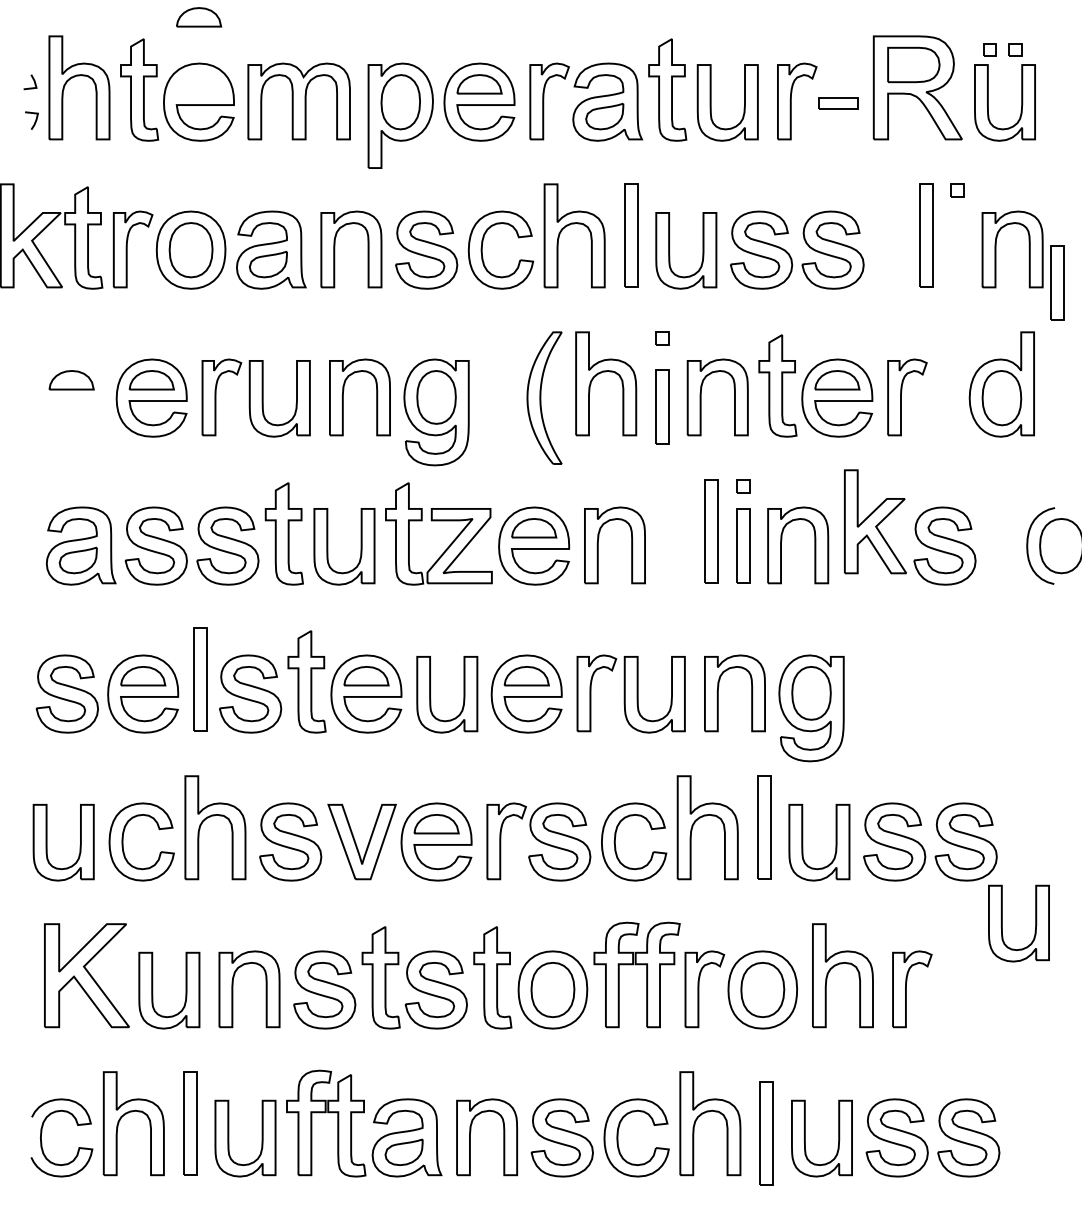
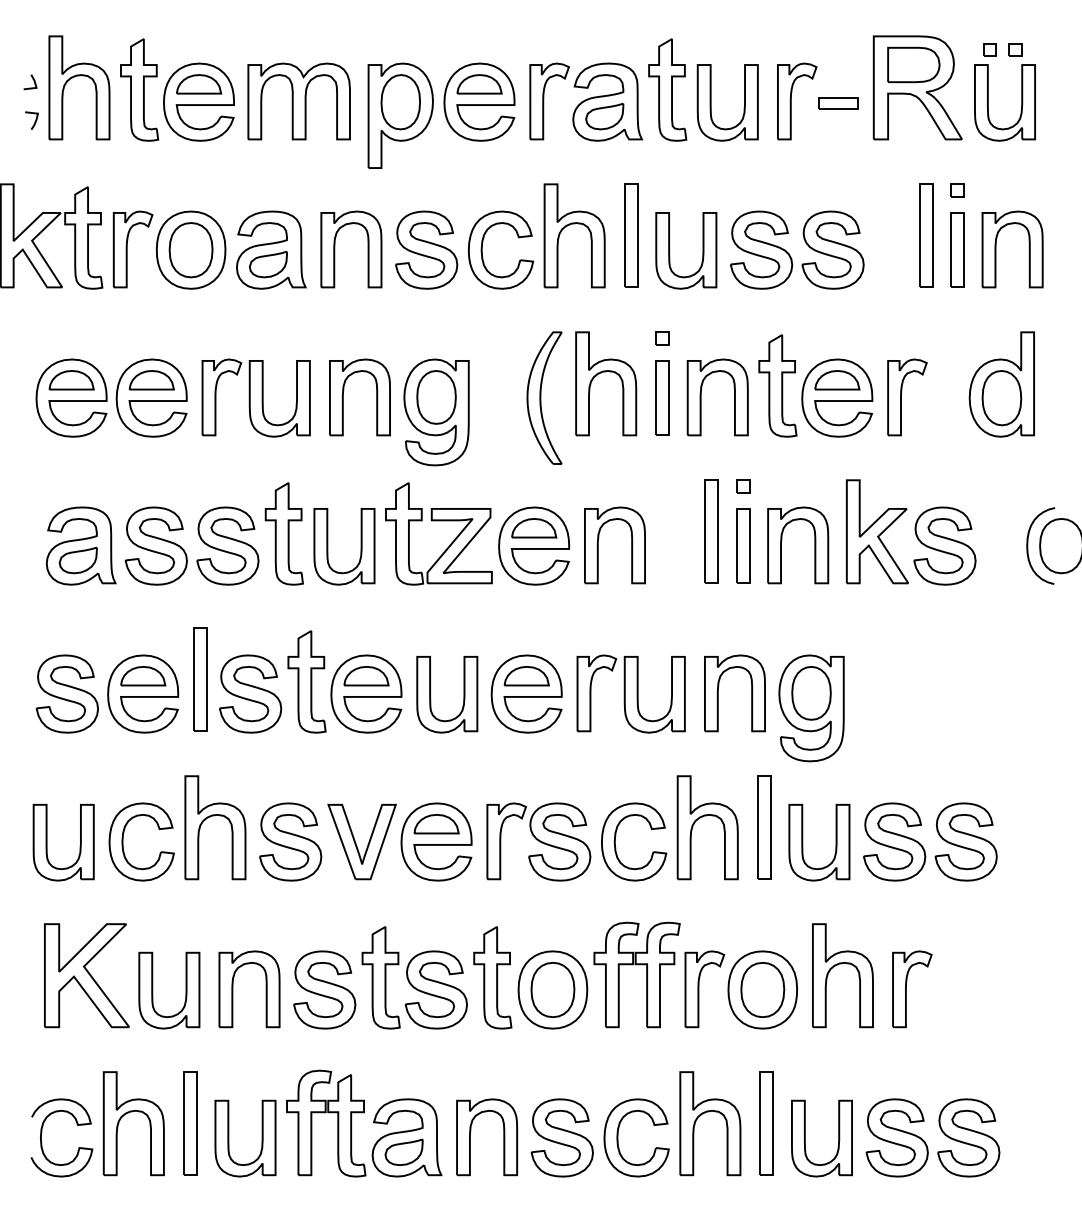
part position: (199, 17) -> (199, 84) (199, 84)
part position: (1057, 282) -> (957, 249) (957, 249)
part: none -> present (71, 397)
part position: (662, 406) -> (662, 397) (662, 397)
part position: (875, 521) -> (877, 531) (877, 531)
part: present -> none (1002, 923)
part position: (766, 1133) -> (766, 1123) (766, 1123)
